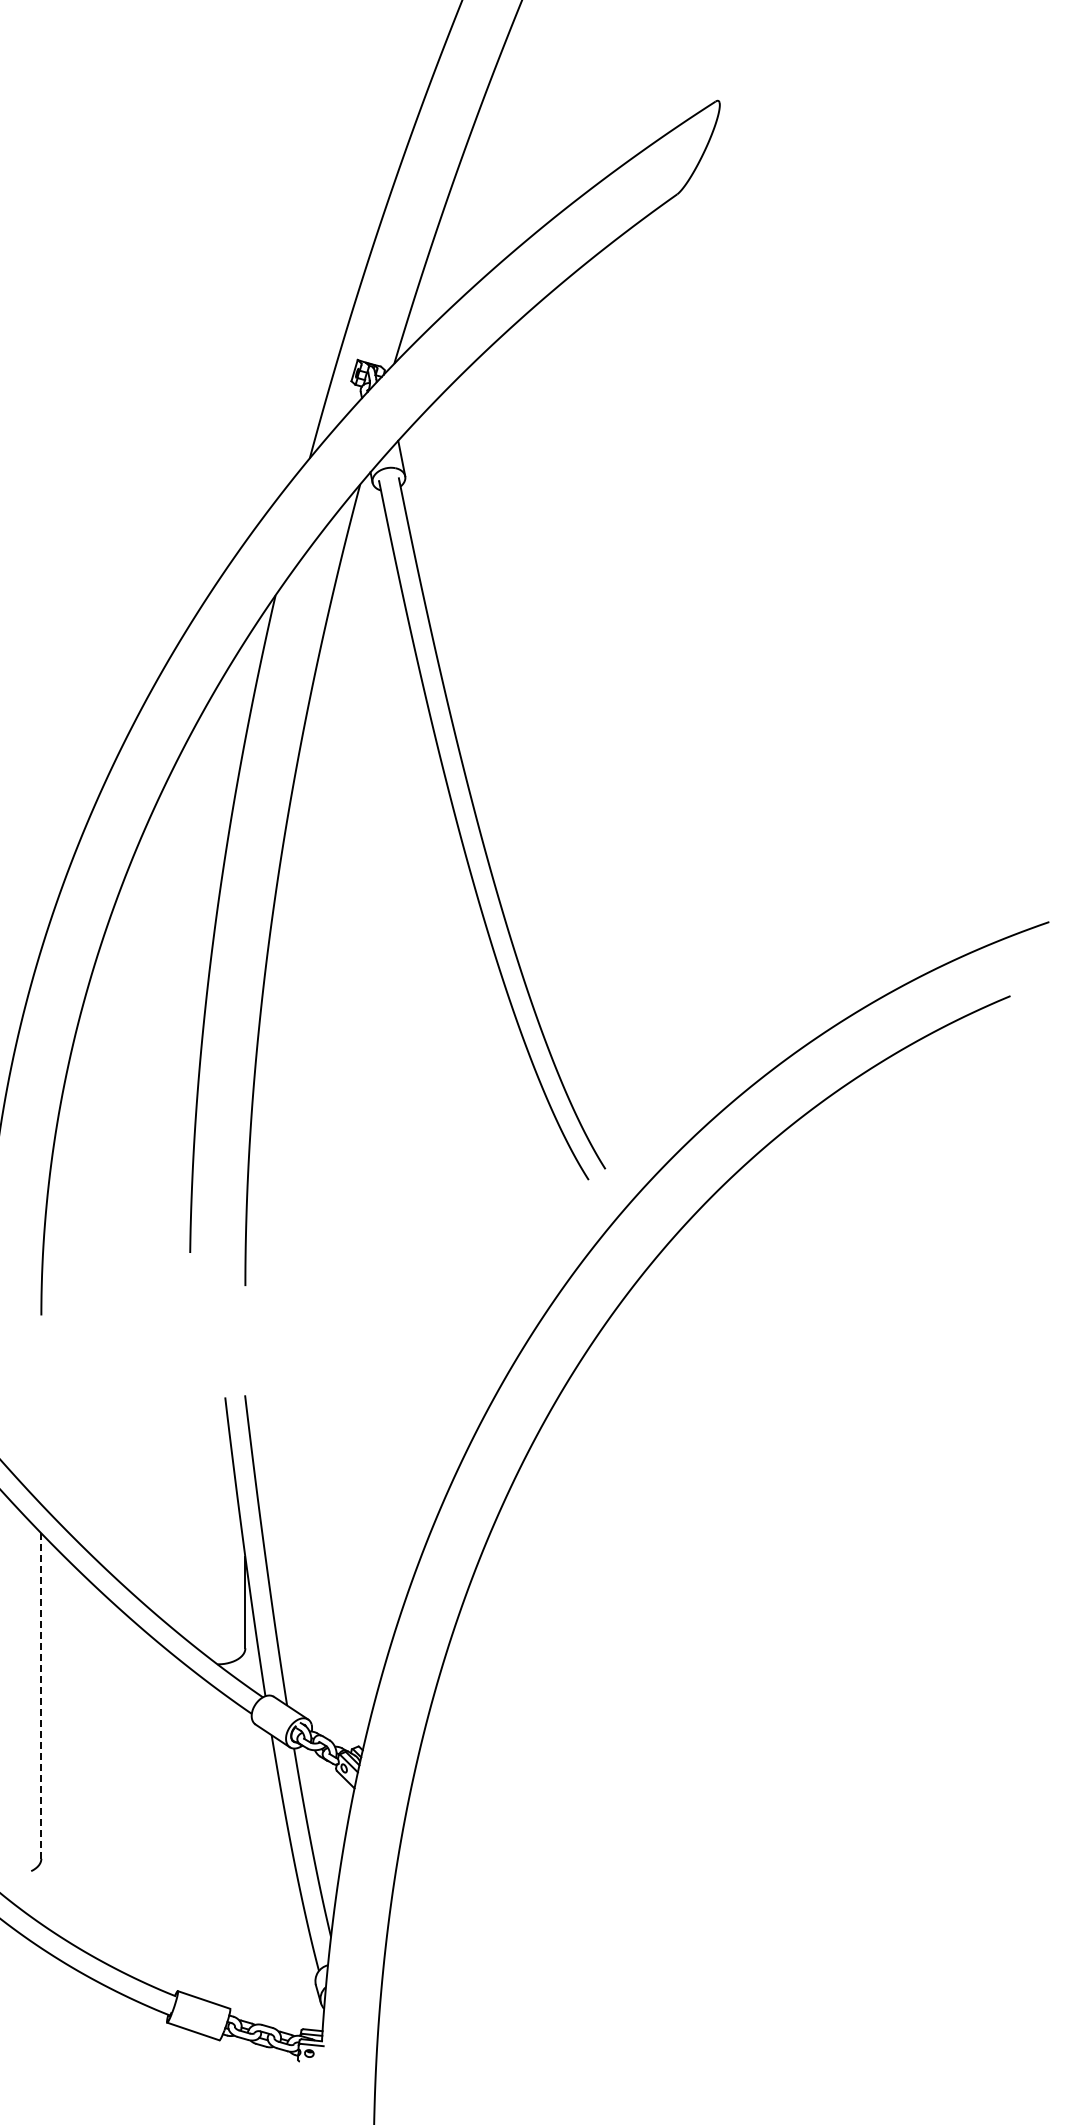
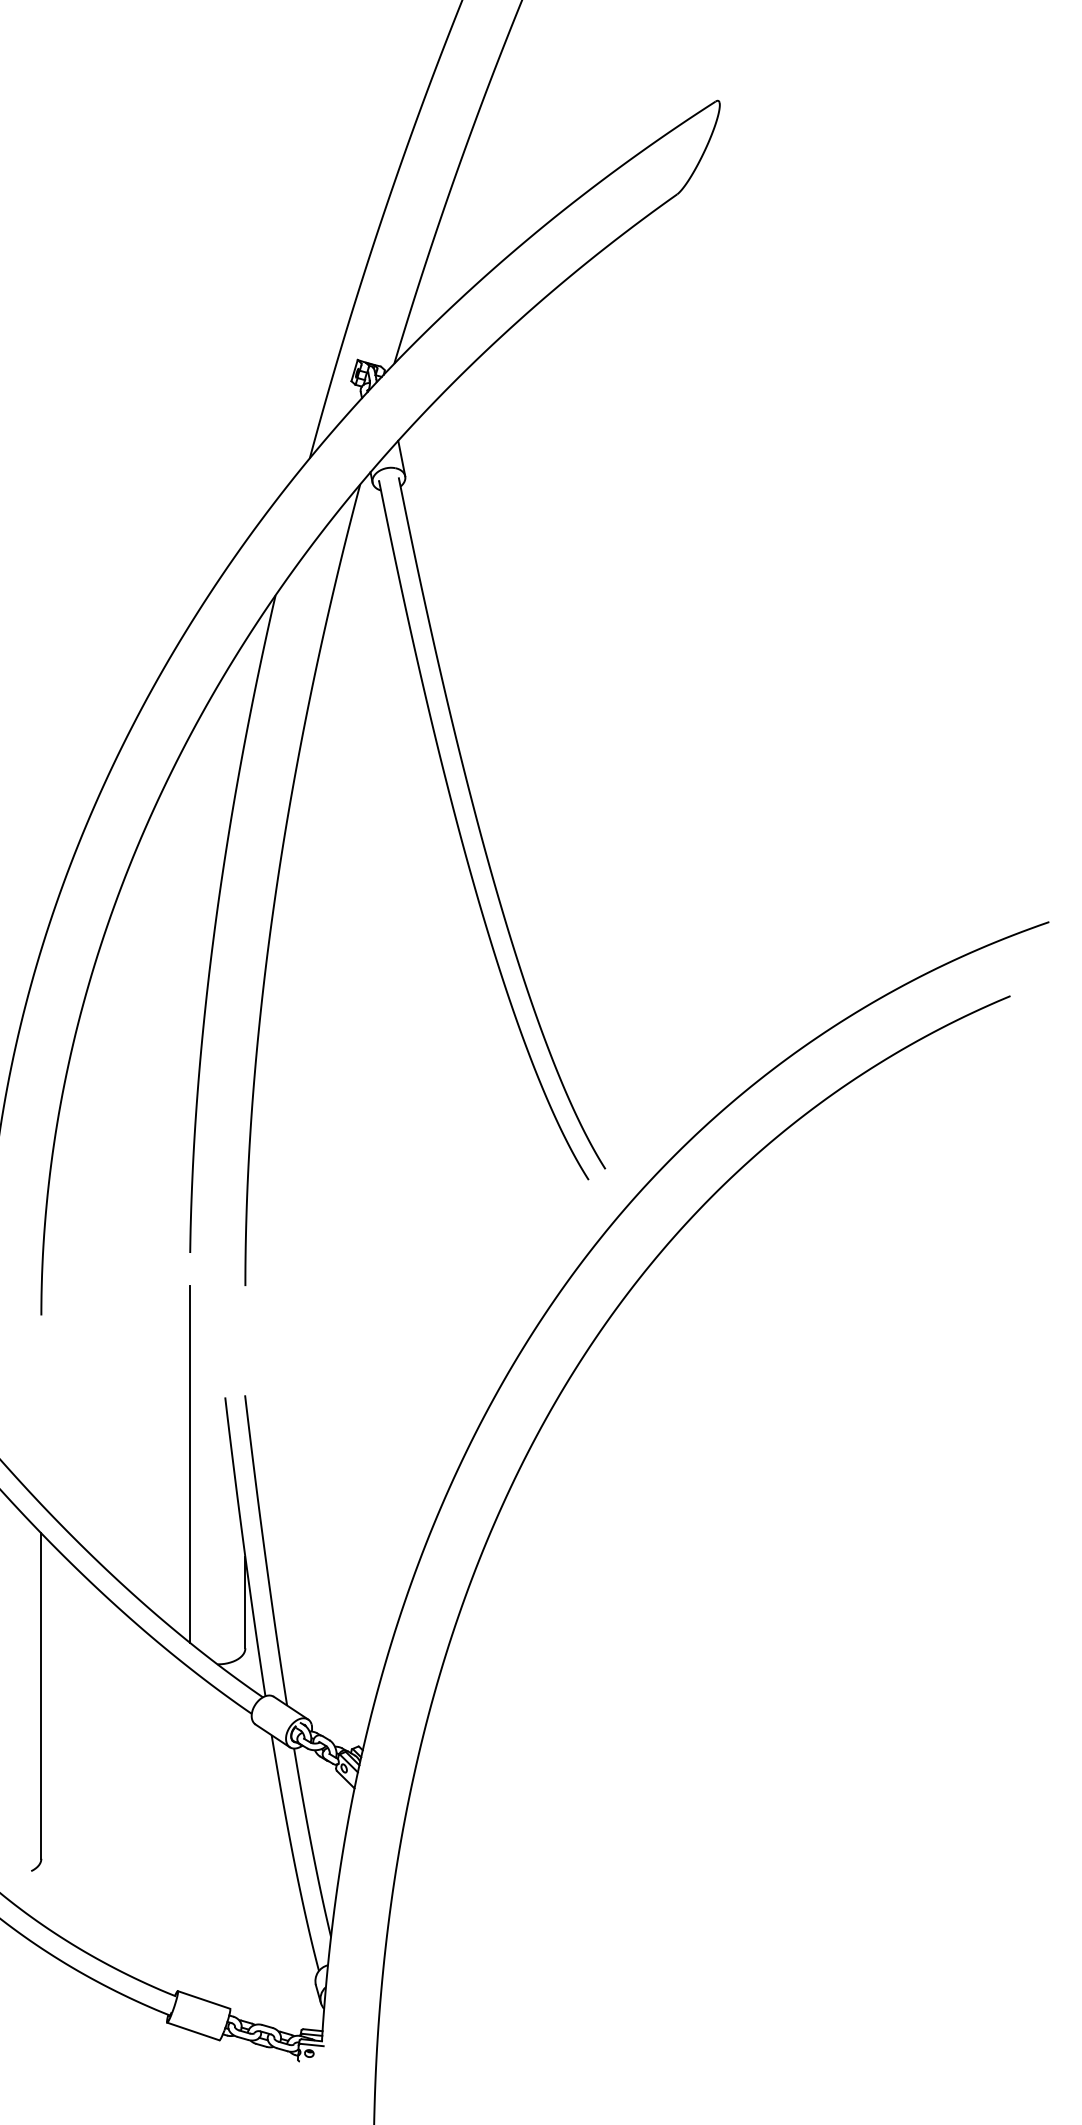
line: none -> present (189, 1464)
line: dashed -> solid (41, 1696)
